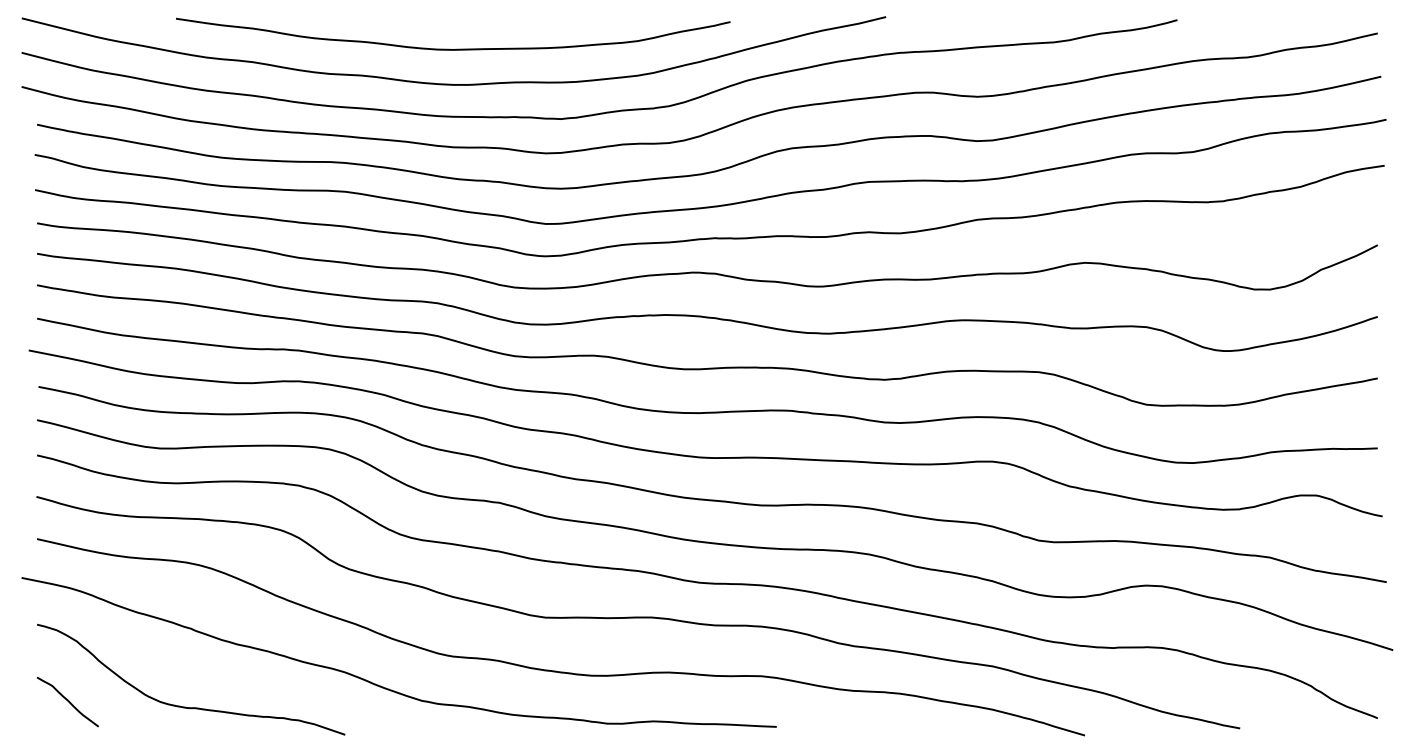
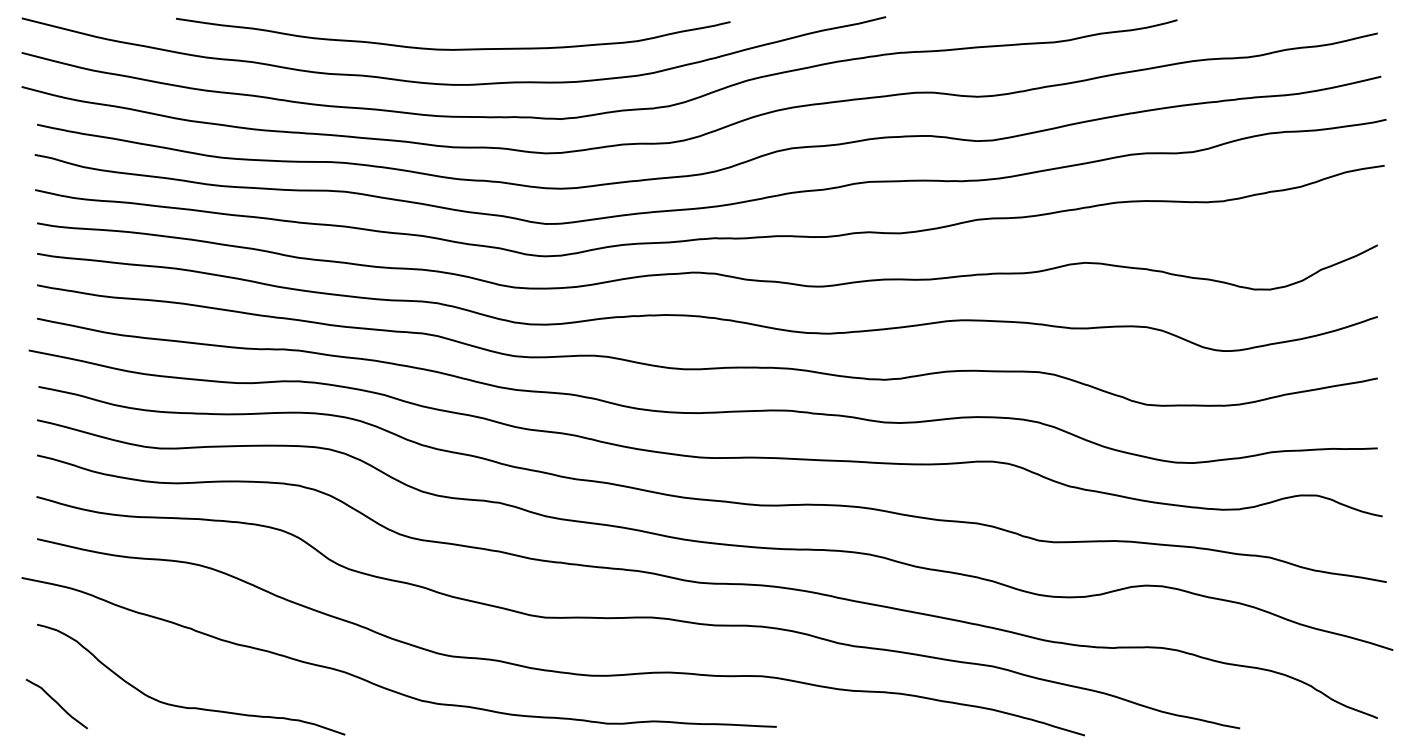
curve position: (67, 701) -> (56, 703) (56, 703)
